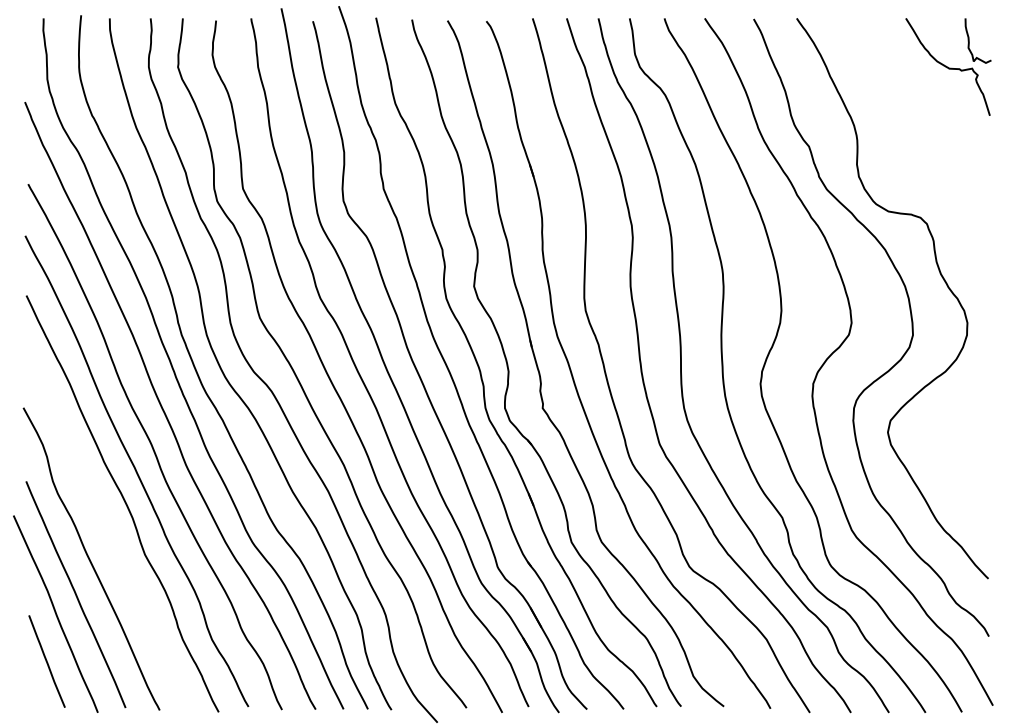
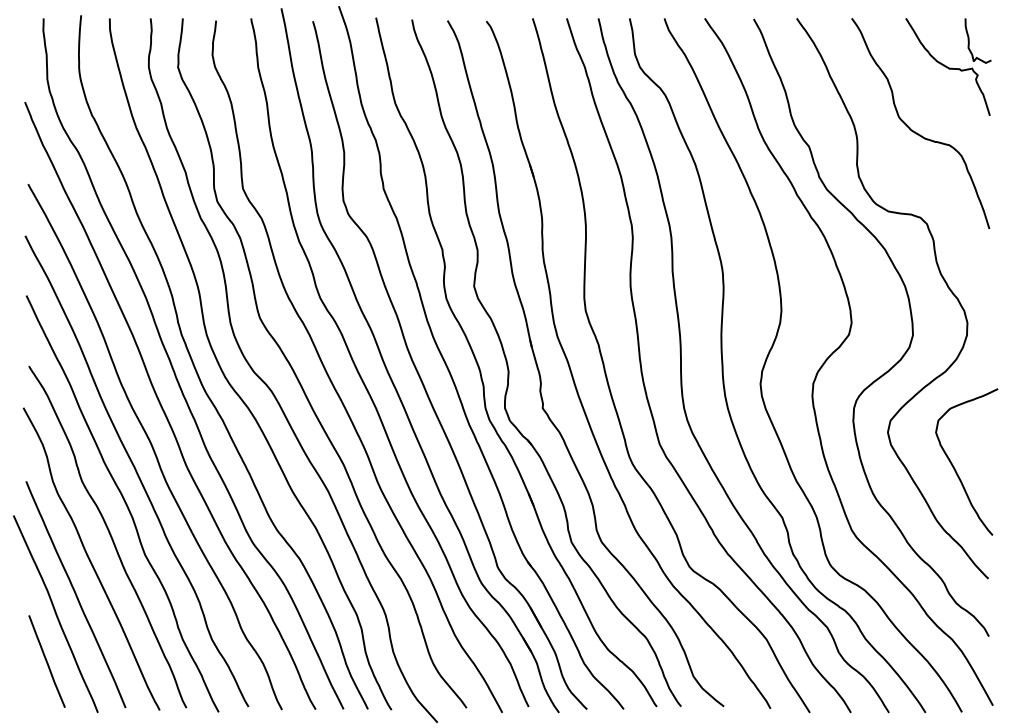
curve: none -> present (915, 131)
curve: none -> present (954, 466)
curve: none -> present (109, 535)
